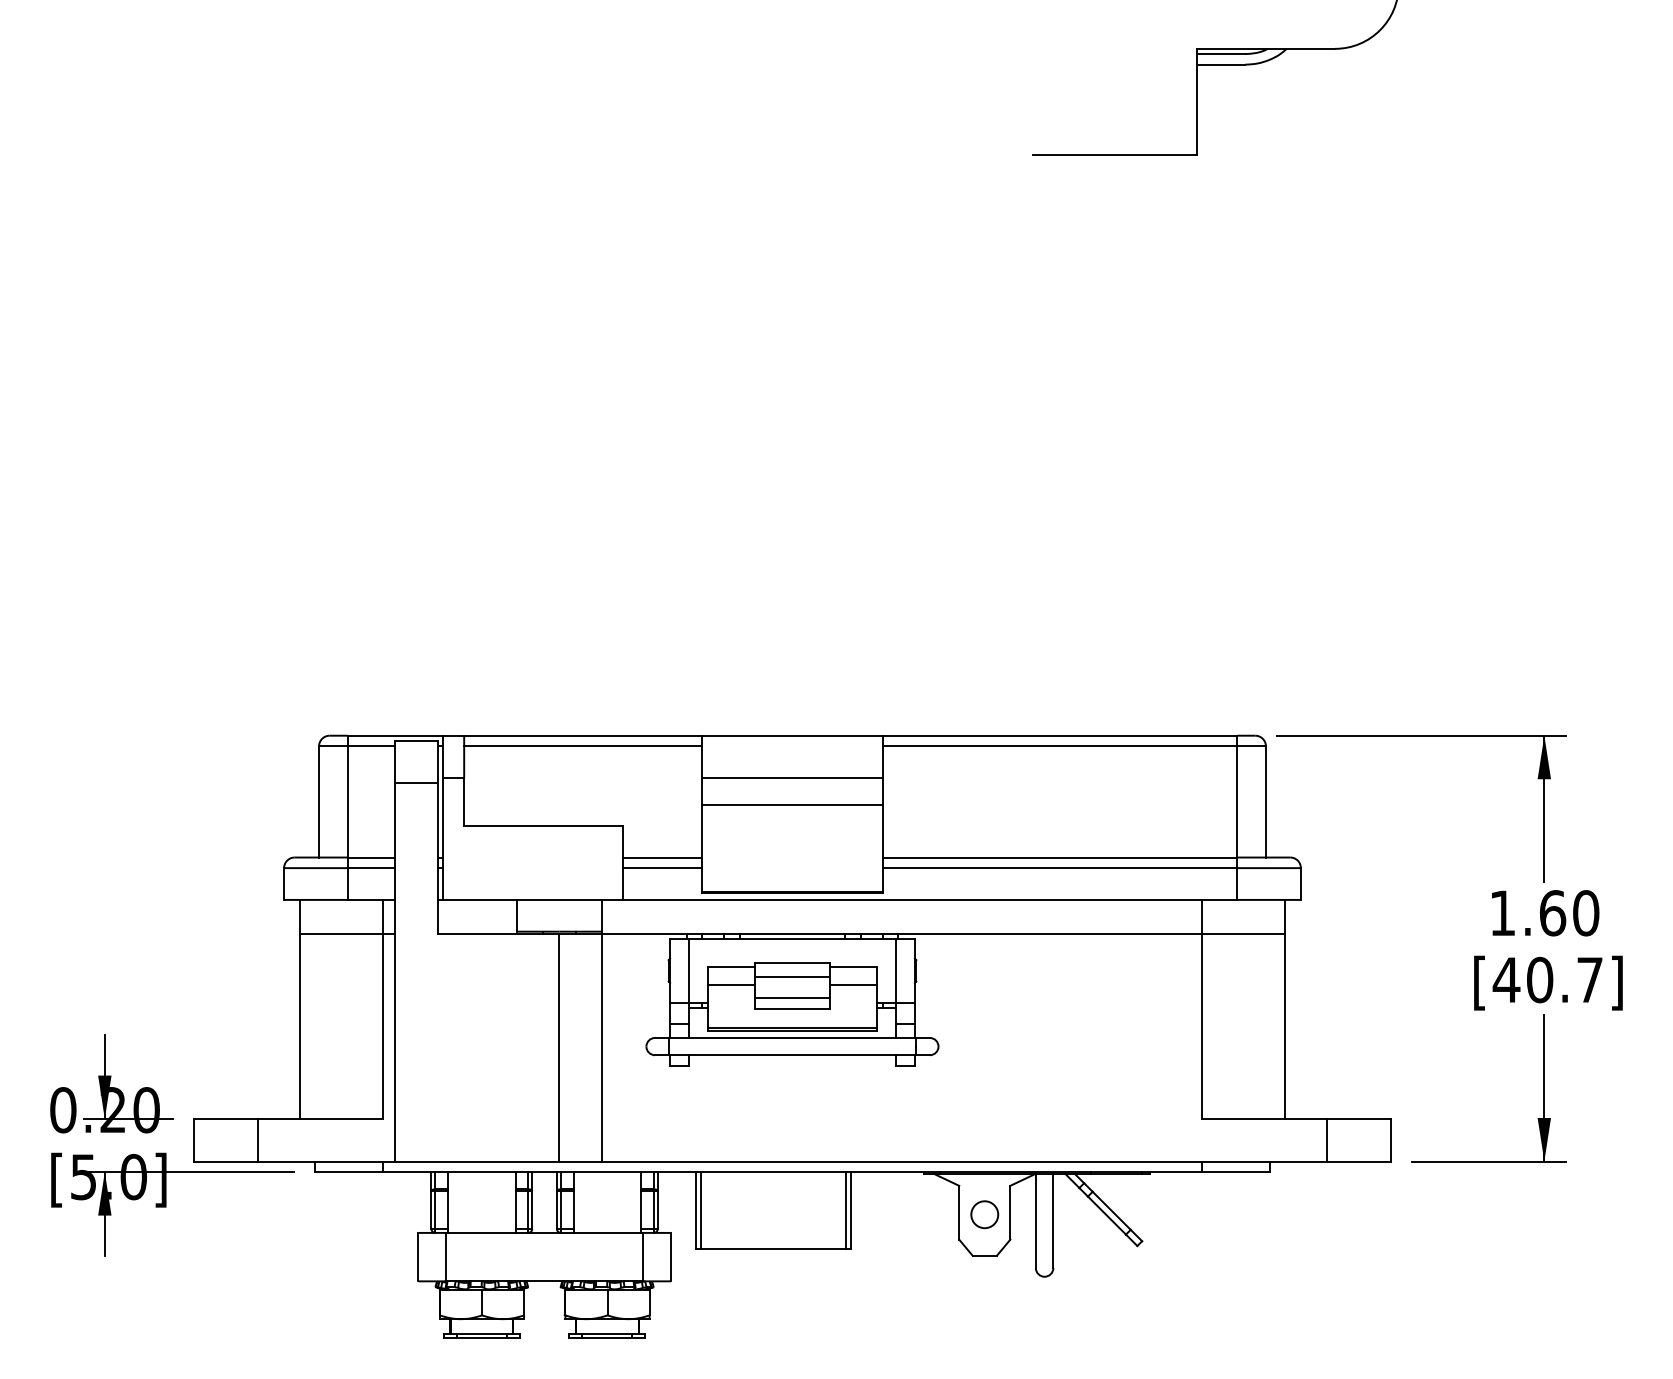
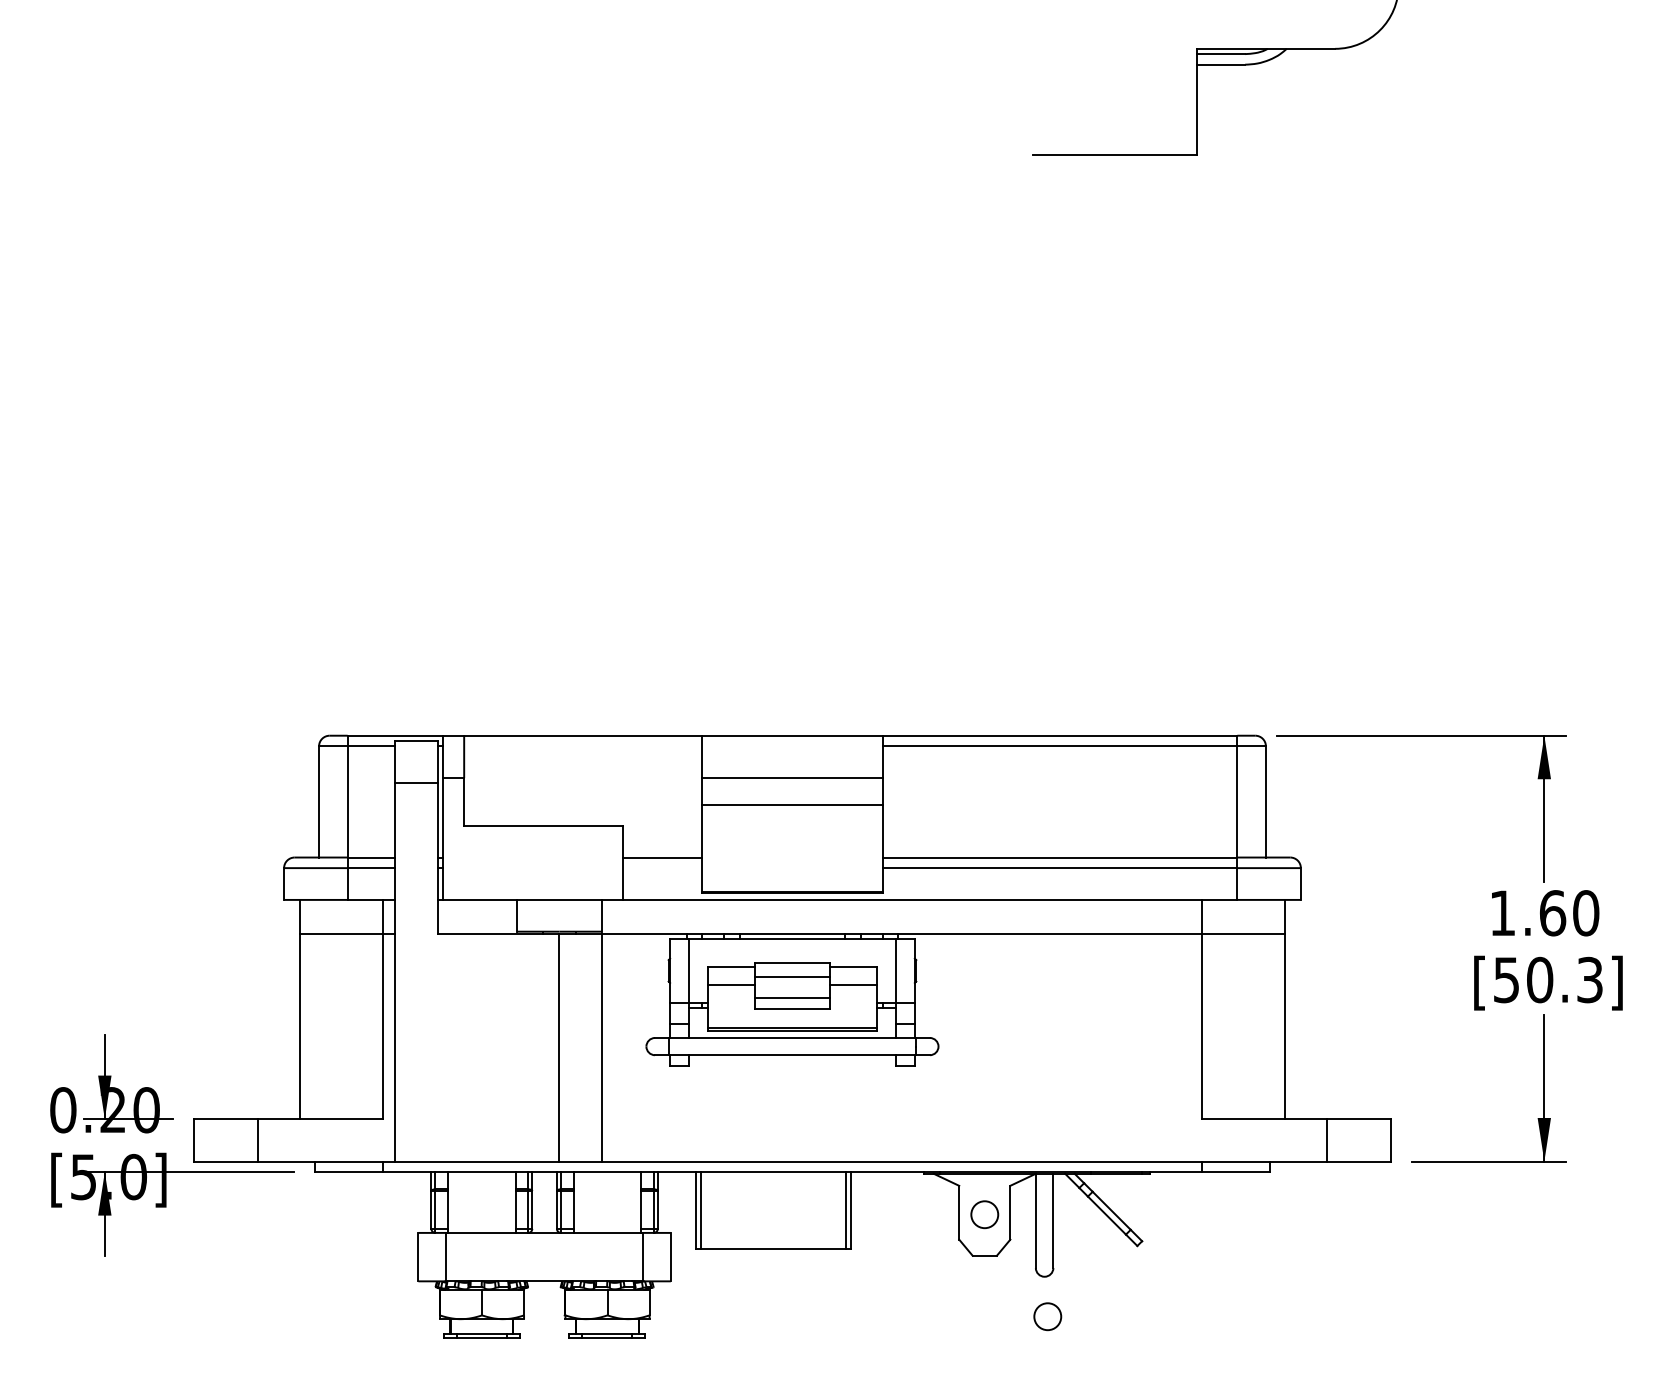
line: present -> none (583, 746)
line: present -> none (662, 868)
text: [40.7] -> [50.3] (1547, 979)
circle: none -> present (1047, 1316)
